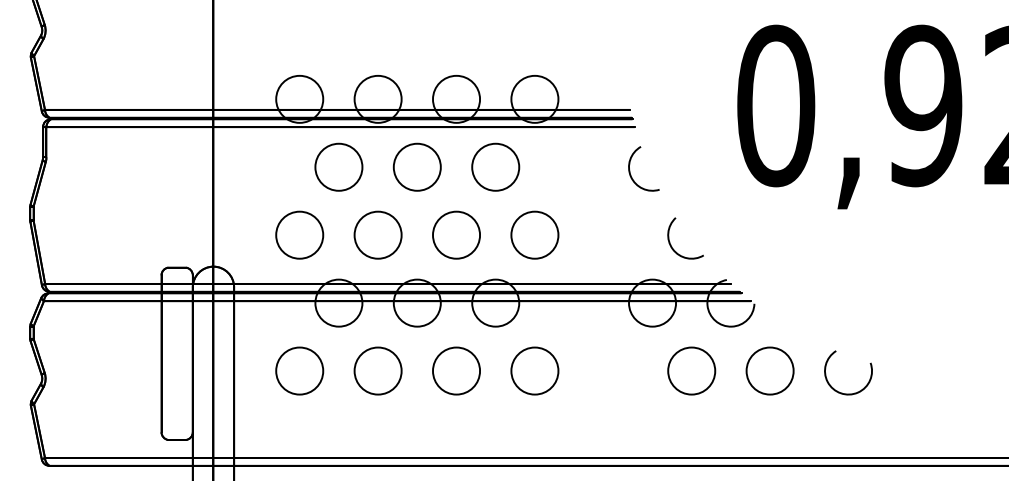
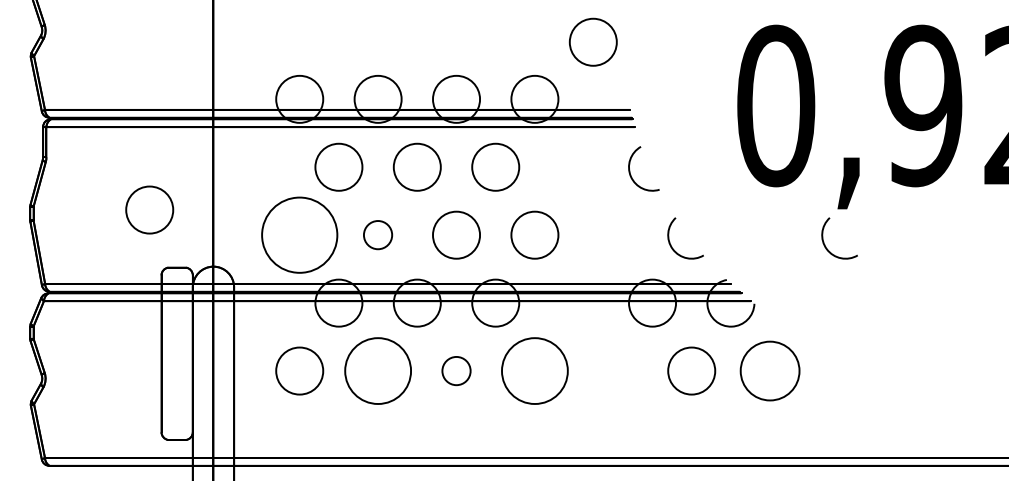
circle: none -> present (592, 41)
circle: none -> present (149, 209)
circle diameter: 47 px -> 75 px (299, 234)
circle size: 50x50 px -> 31x31 px (378, 235)
arc: none -> present (825, 244)
circle diameter: 47 px -> 66 px (378, 370)
circle diameter: 47 px -> 28 px (456, 370)
circle diameter: 47 px -> 66 px (534, 370)
circle diameter: 47 px -> 59 px (769, 370)
arc: present -> none (842, 392)
